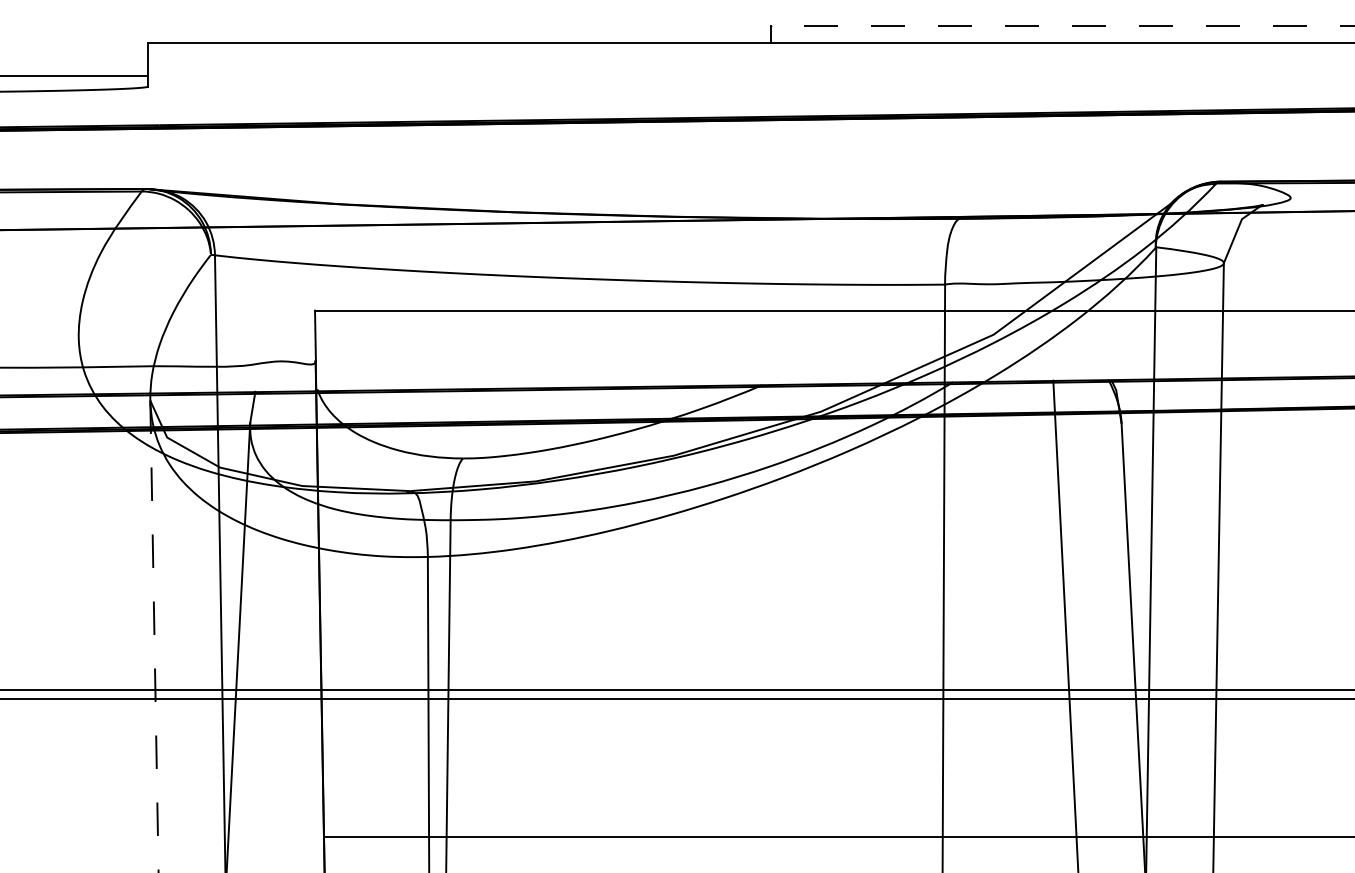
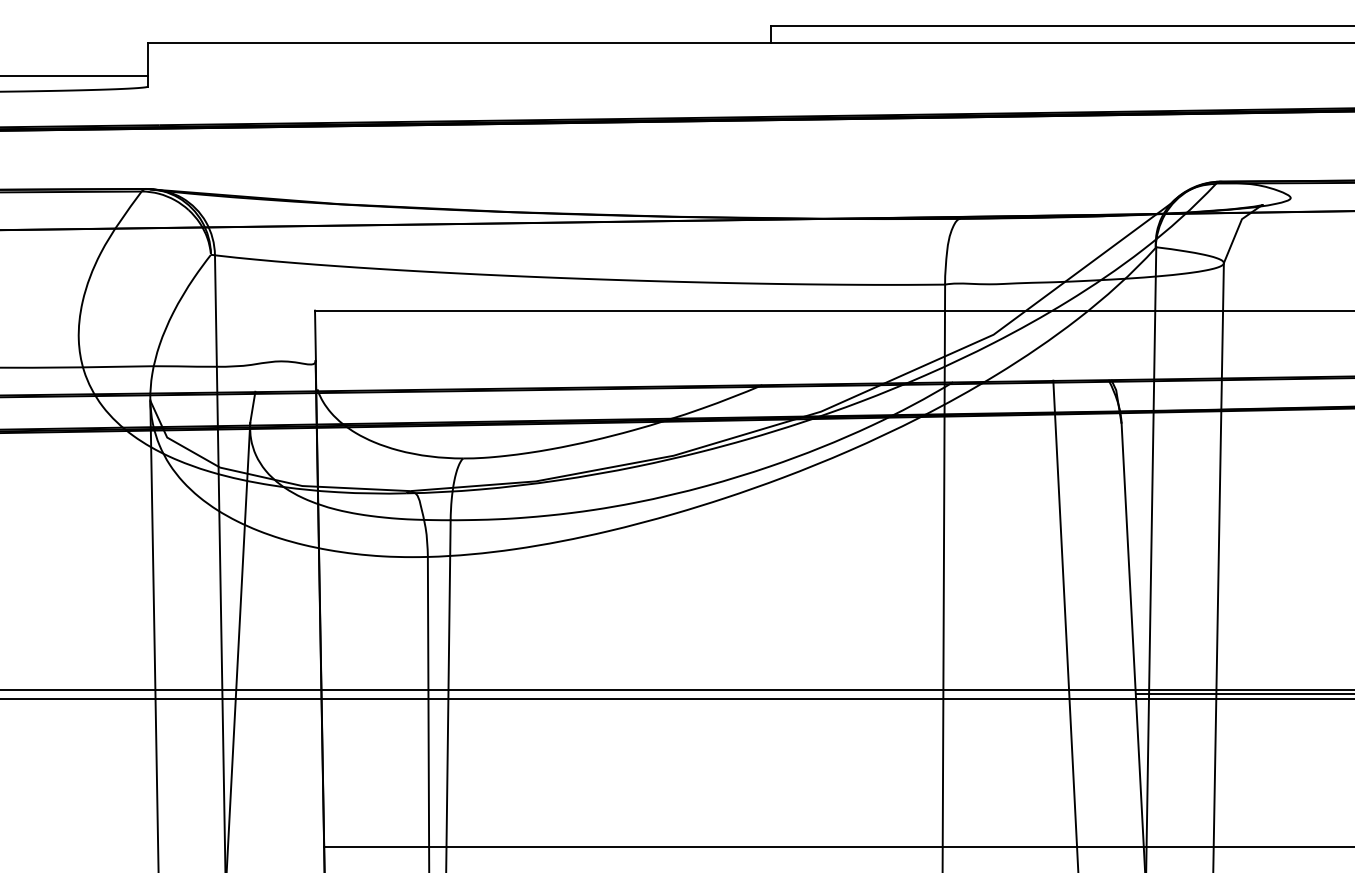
line: dashed -> solid (1062, 26)
line: dashed -> solid (154, 636)
line: none -> present (1243, 693)
line position: (837, 836) -> (837, 846) (837, 846)
